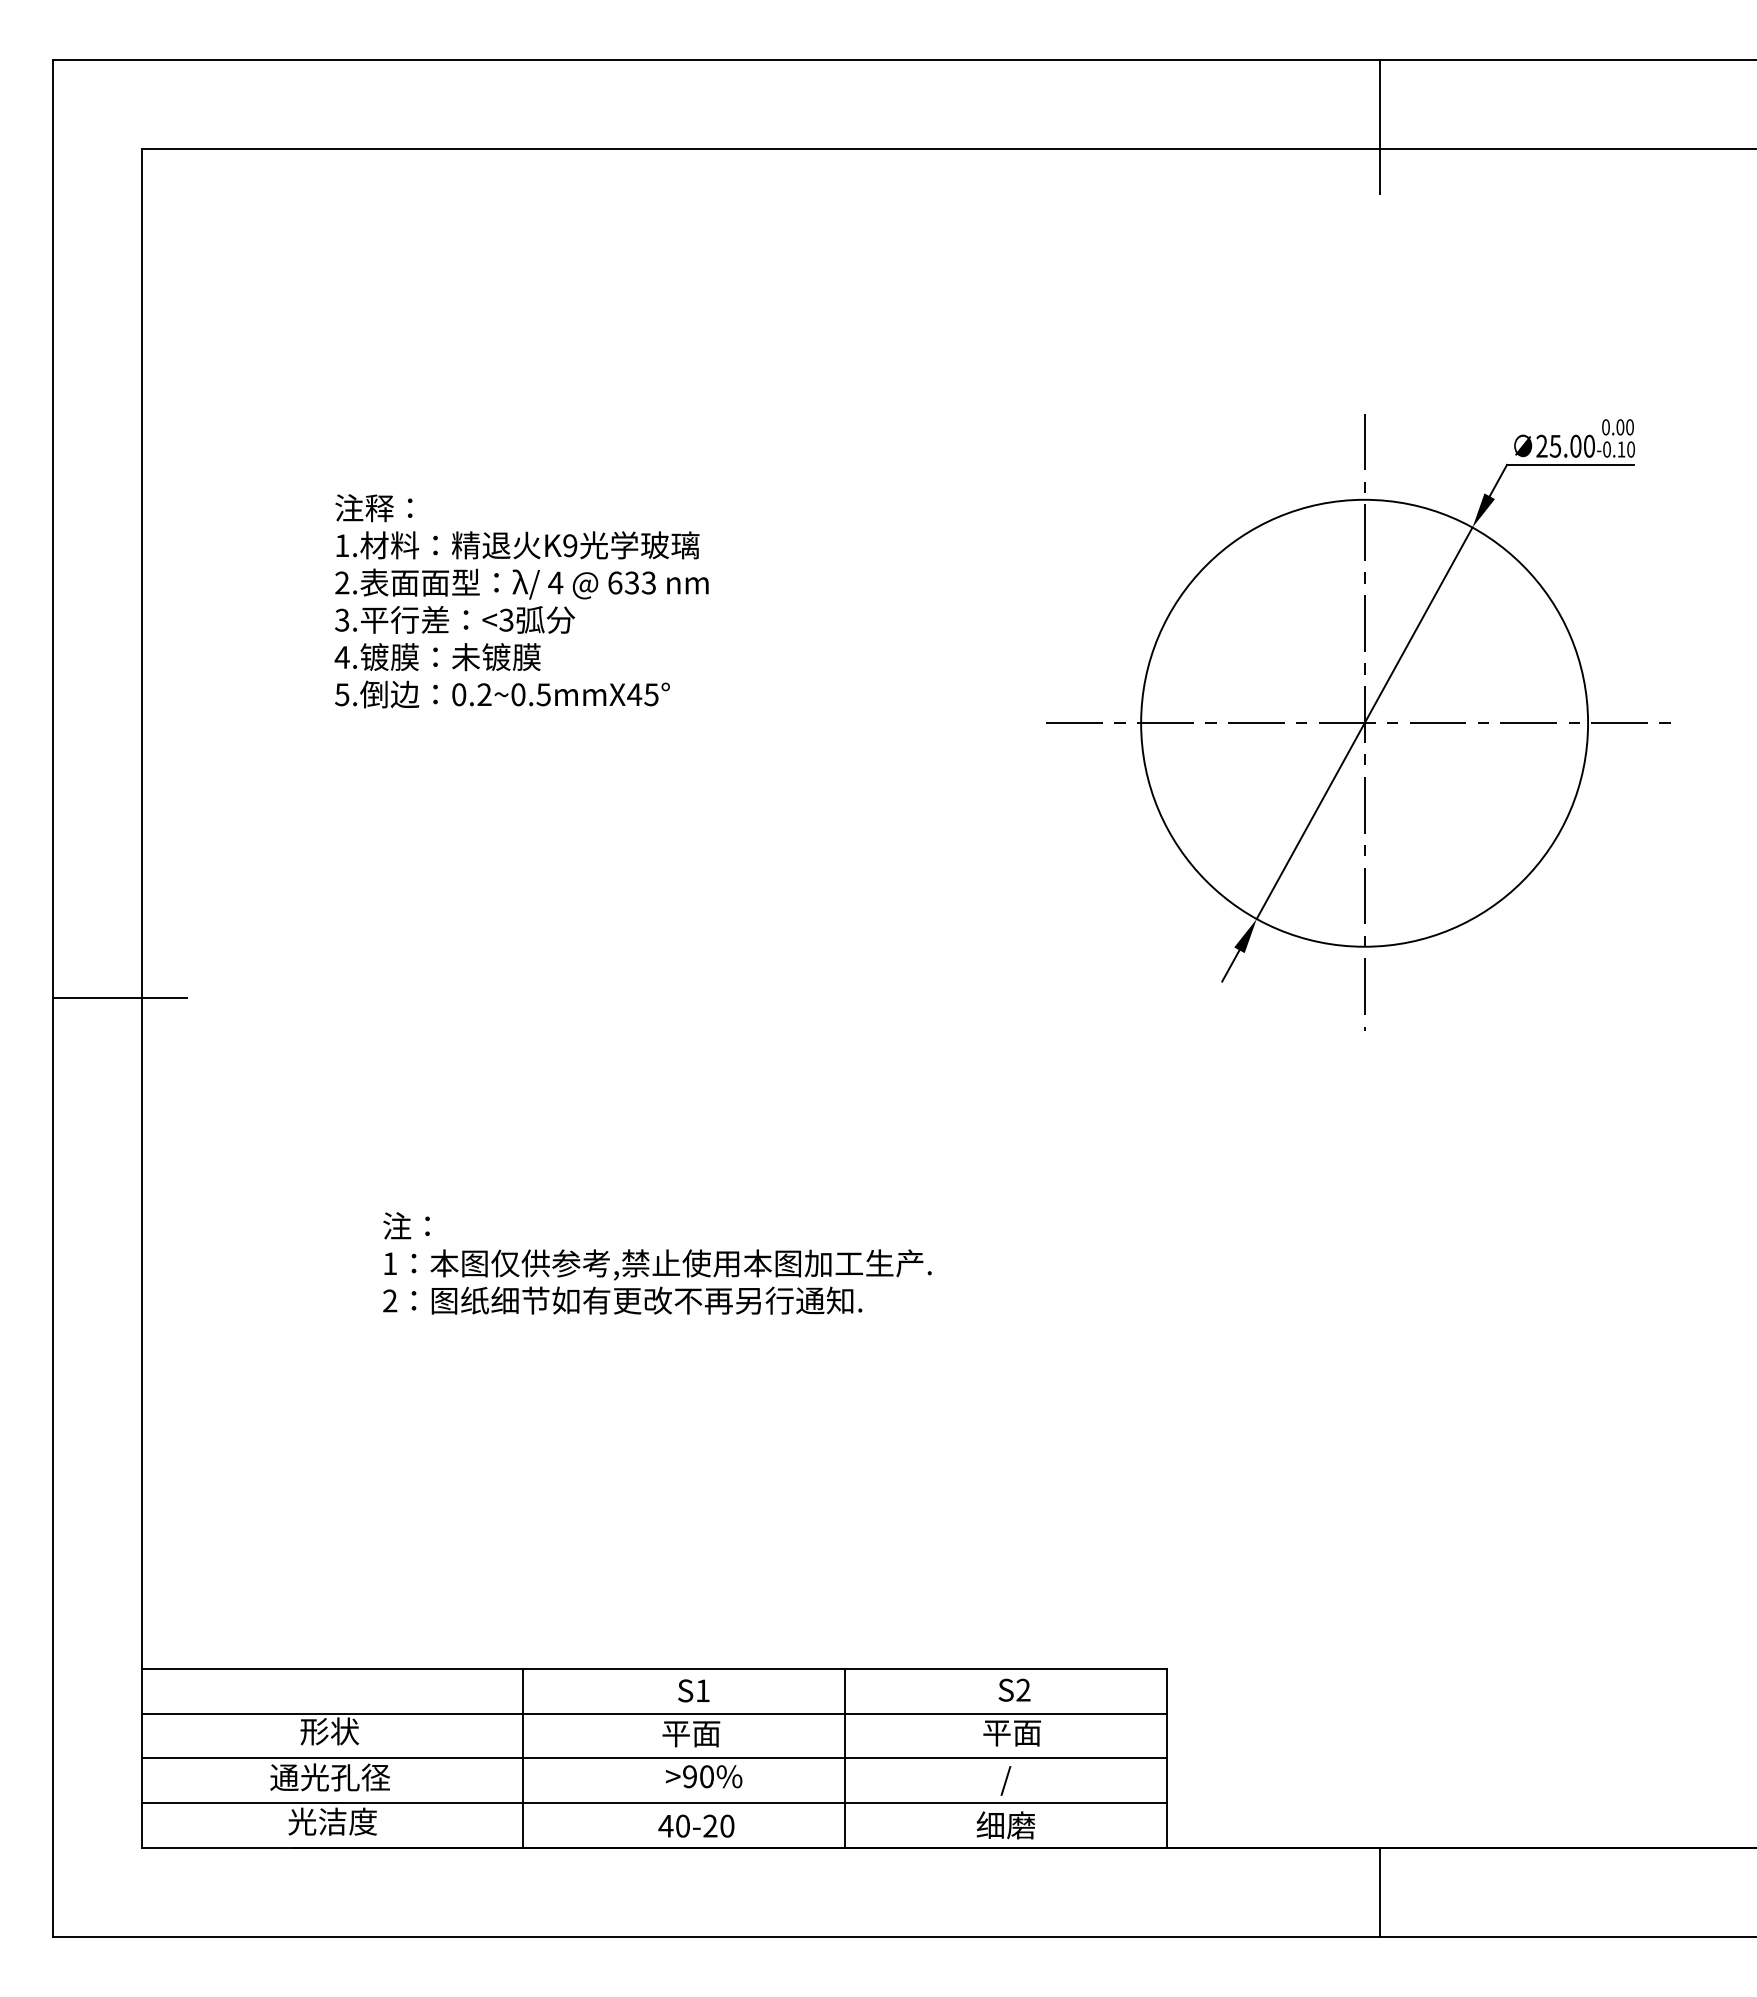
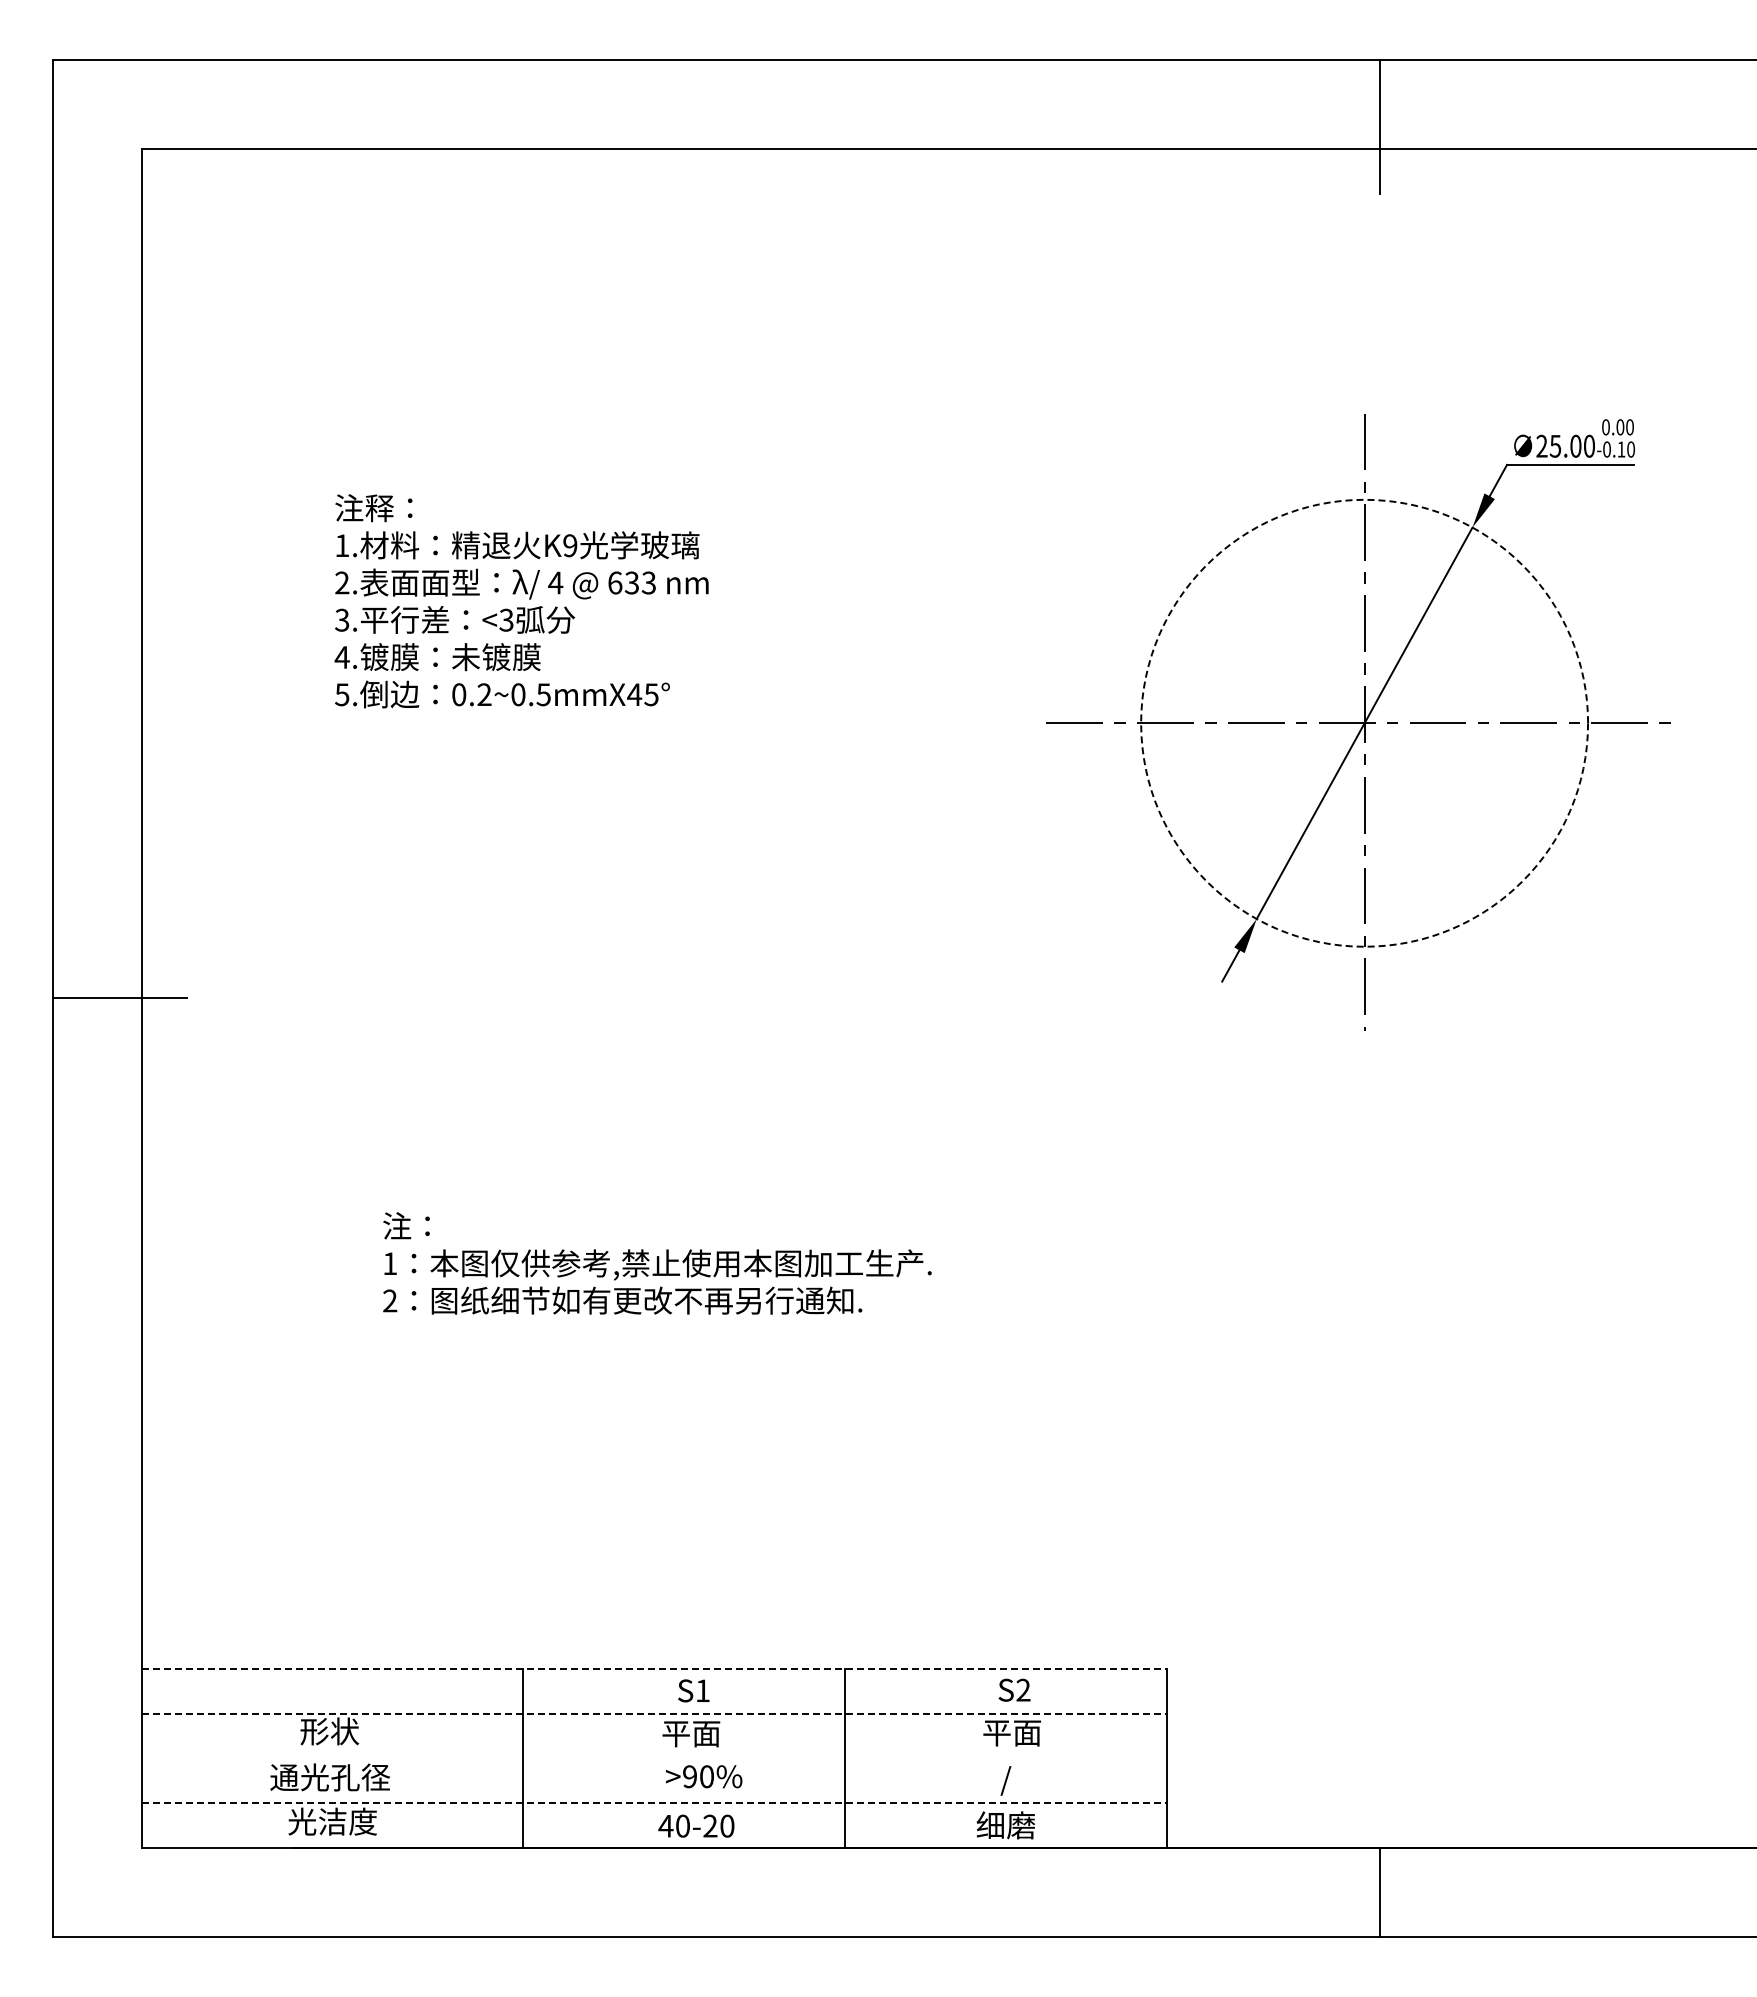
circle: solid -> dashed (1364, 722)
line: solid -> dashed (655, 1668)
line: solid -> dashed (655, 1713)
line: present -> none (654, 1758)
line: solid -> dashed (655, 1803)
